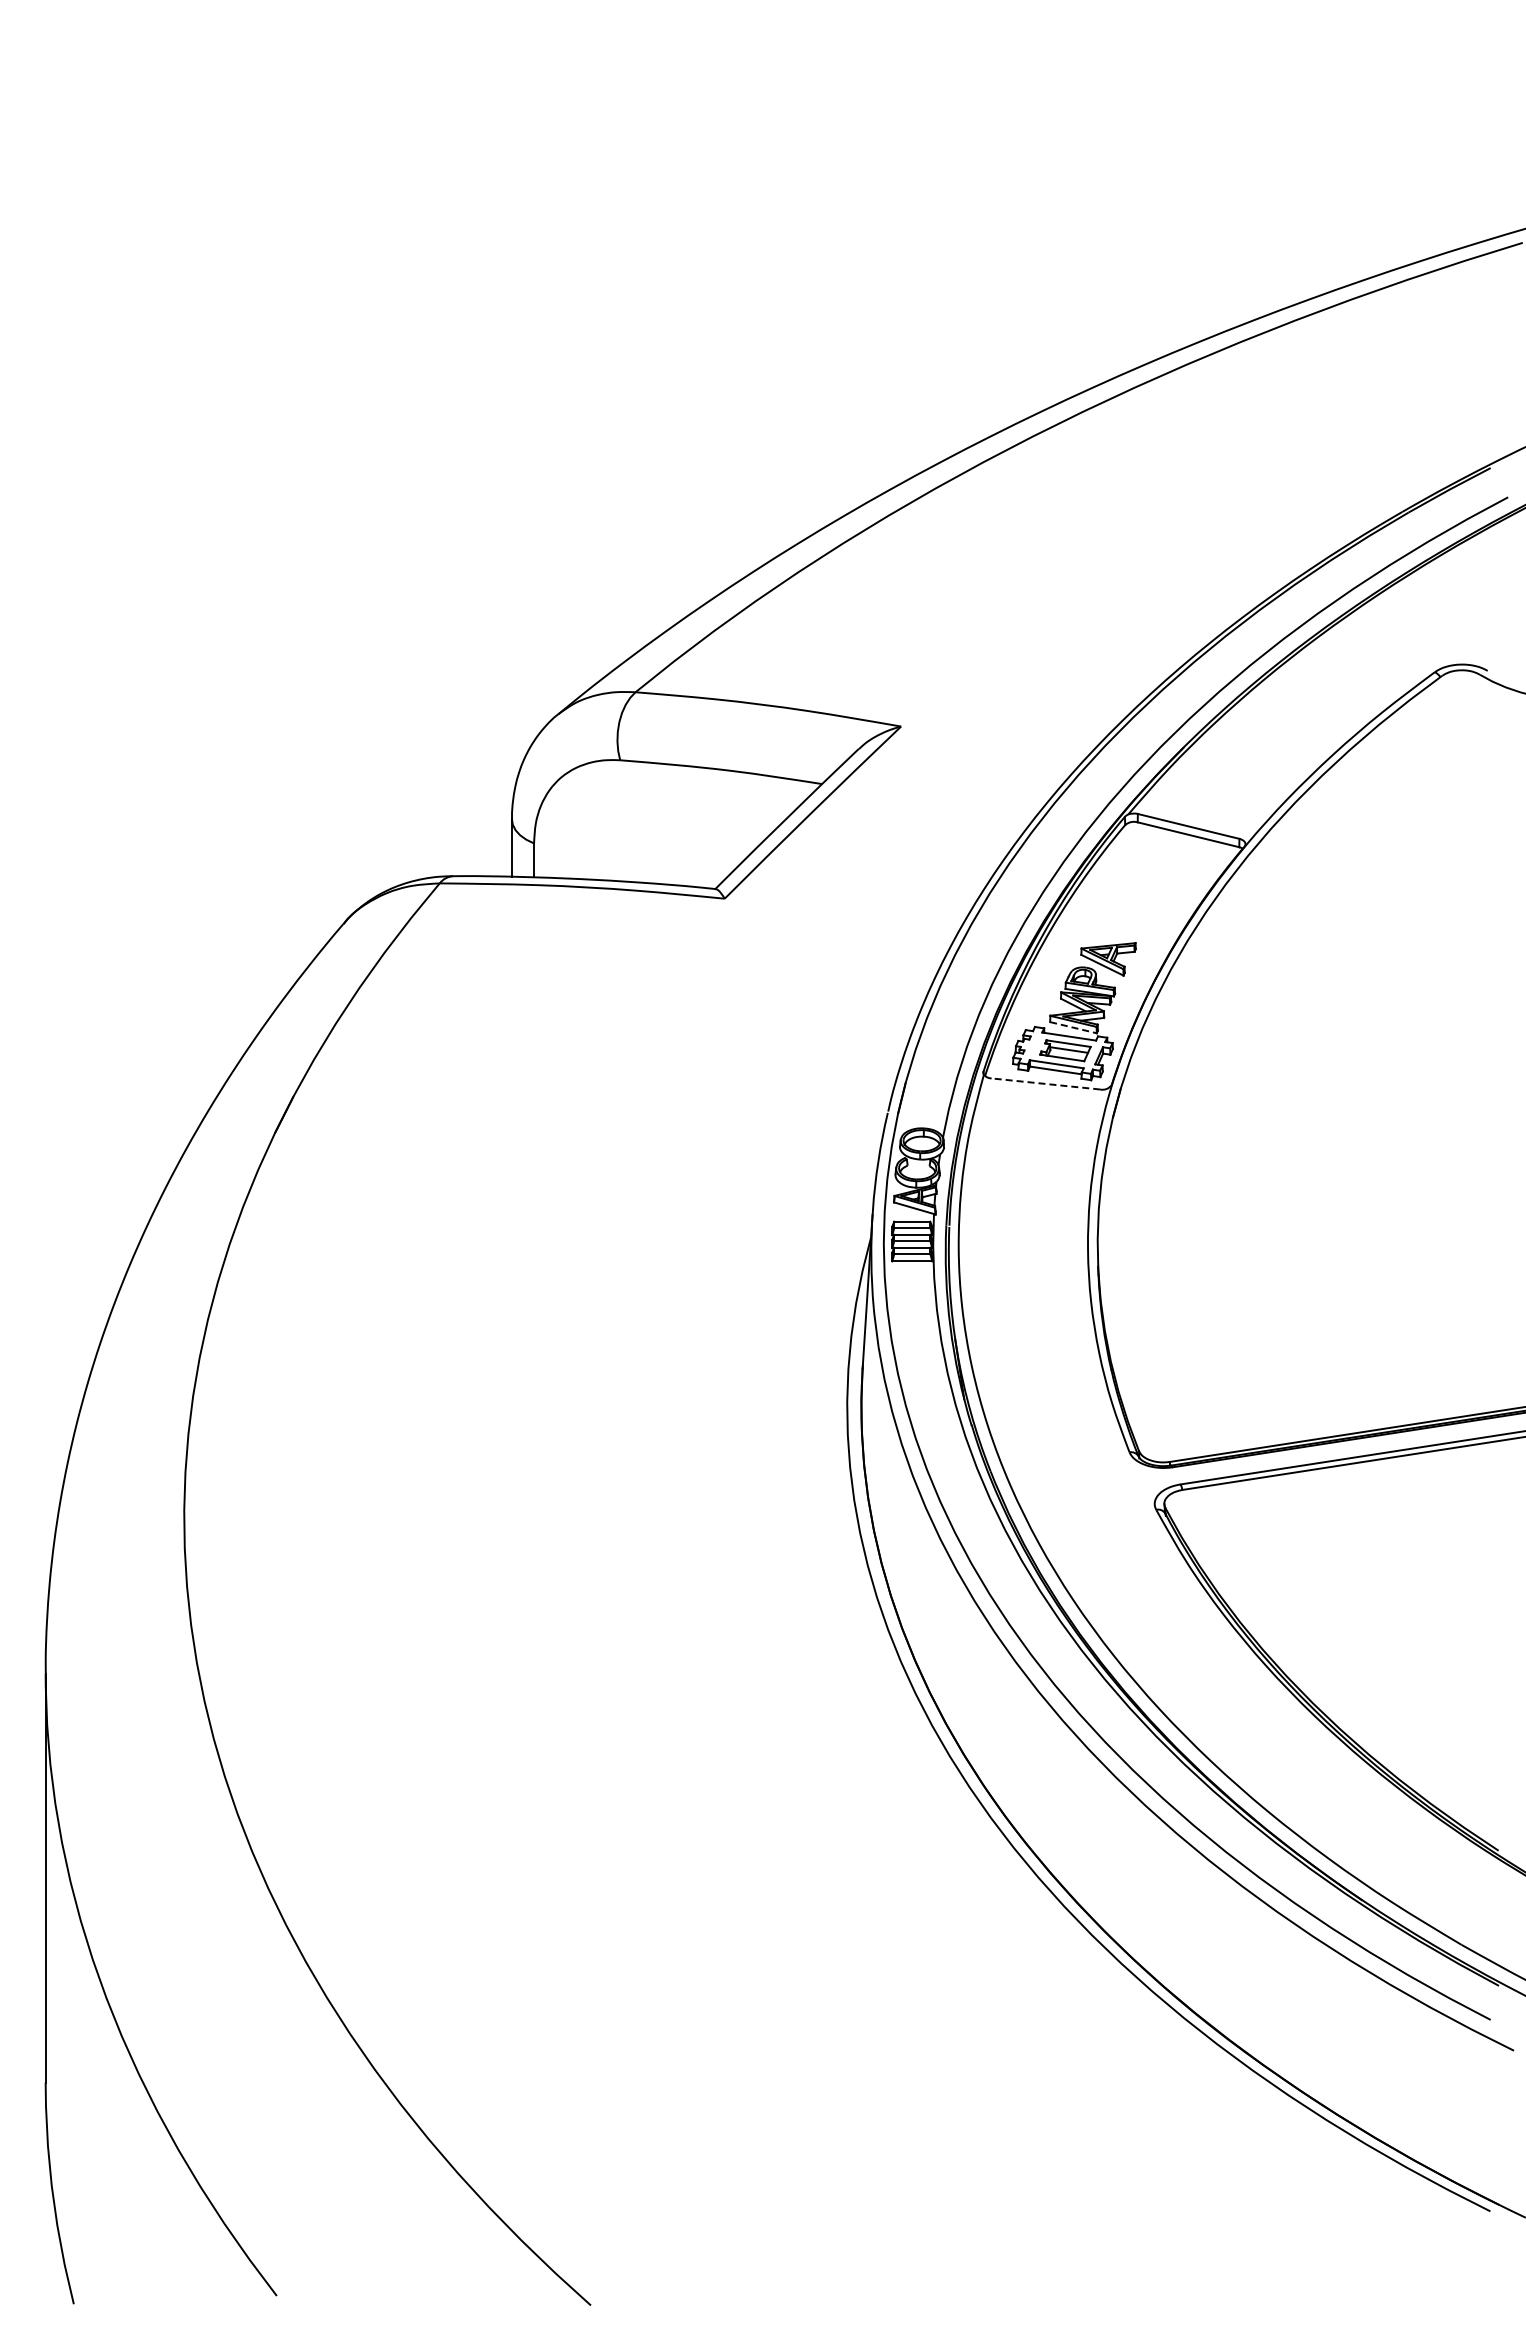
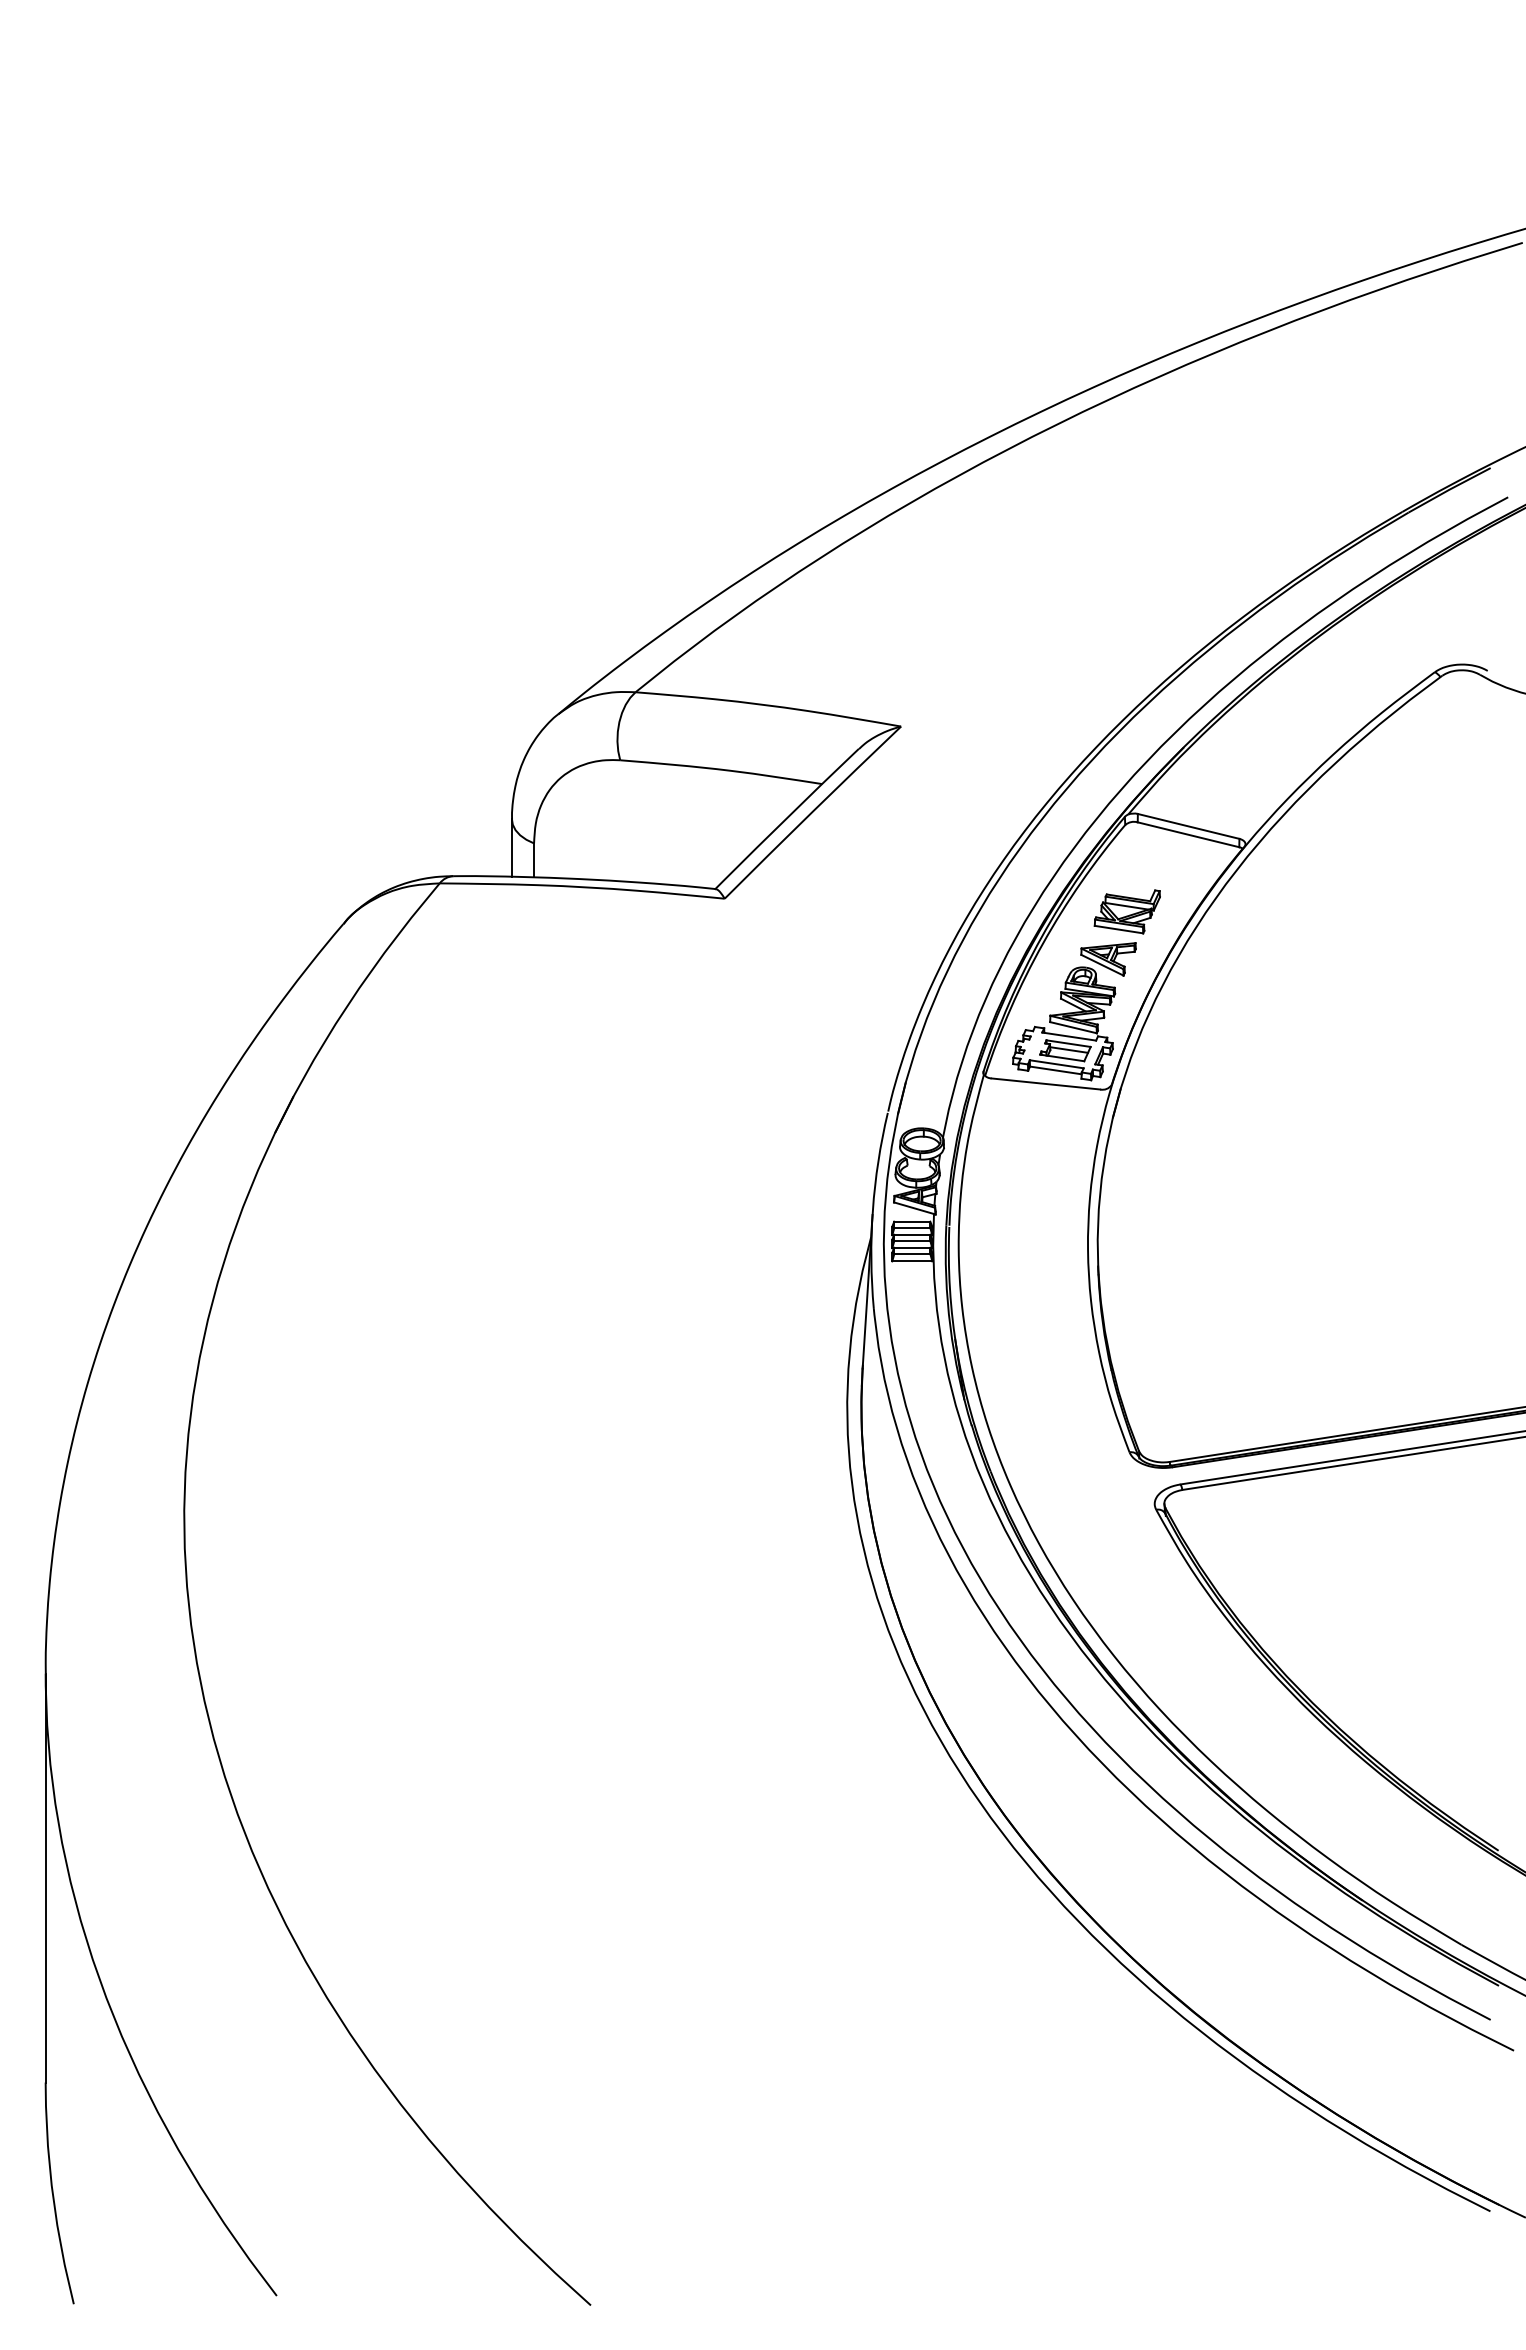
part: none -> present (1126, 911)
line: dashed -> solid (1073, 1027)
line: dashed -> solid (1045, 1083)
